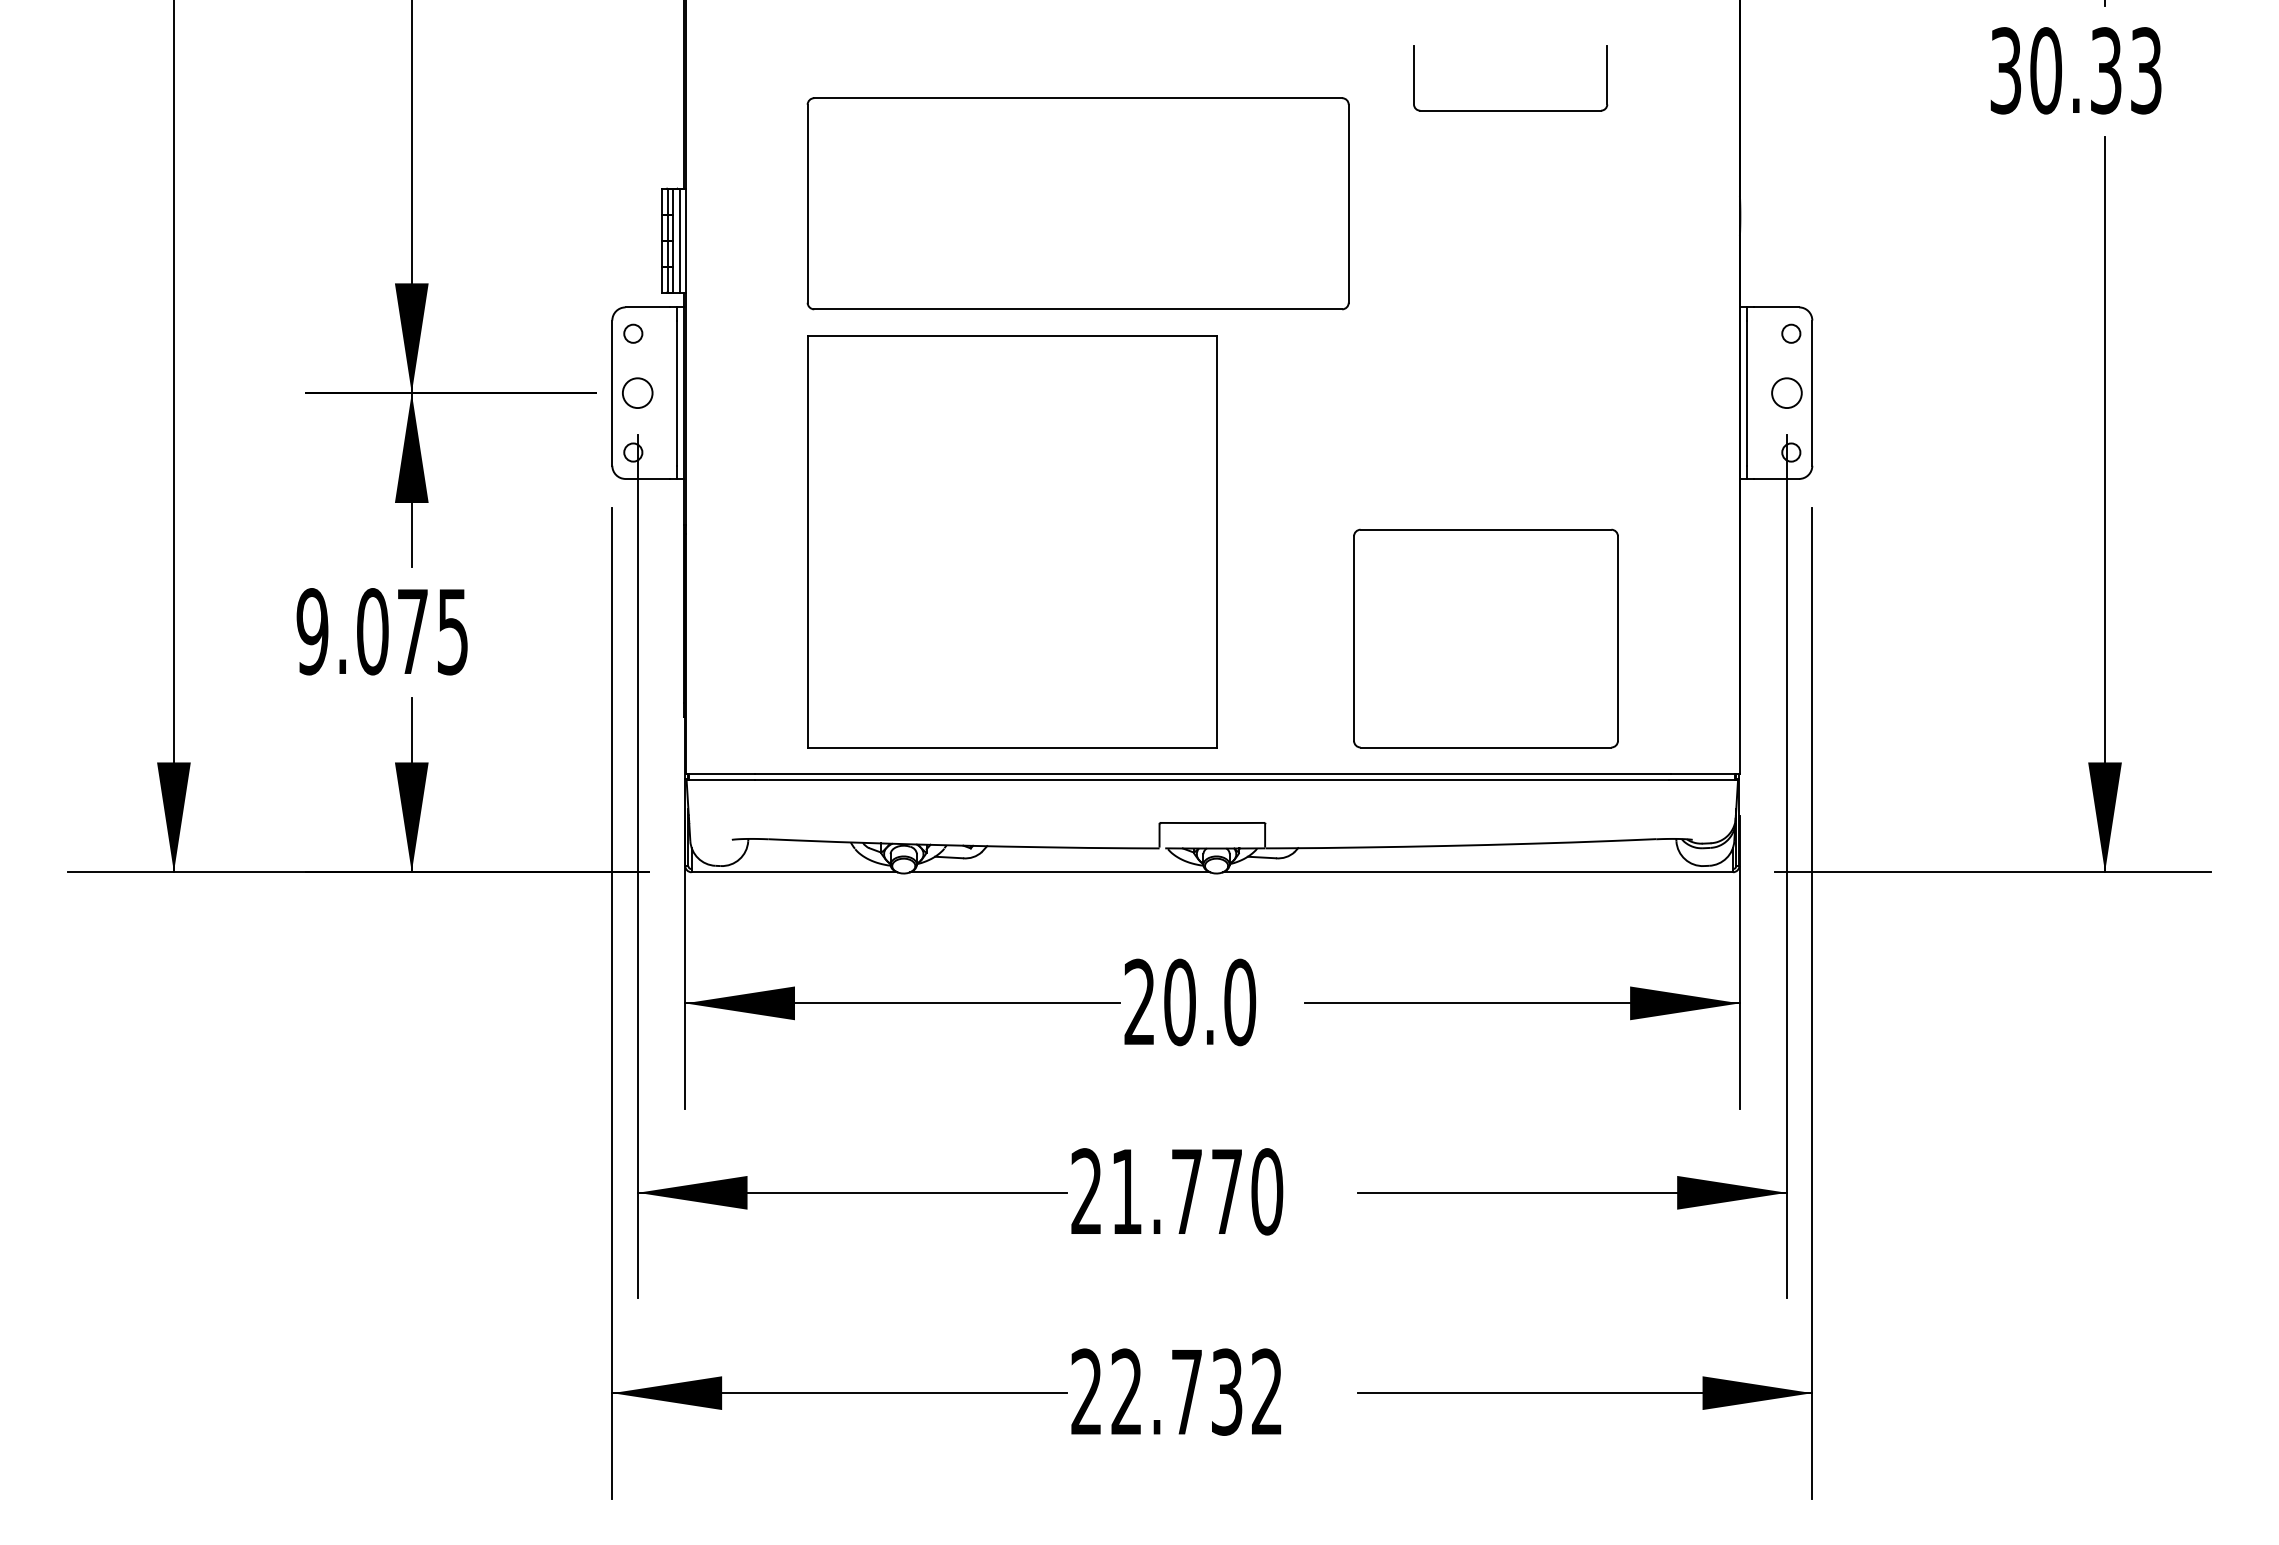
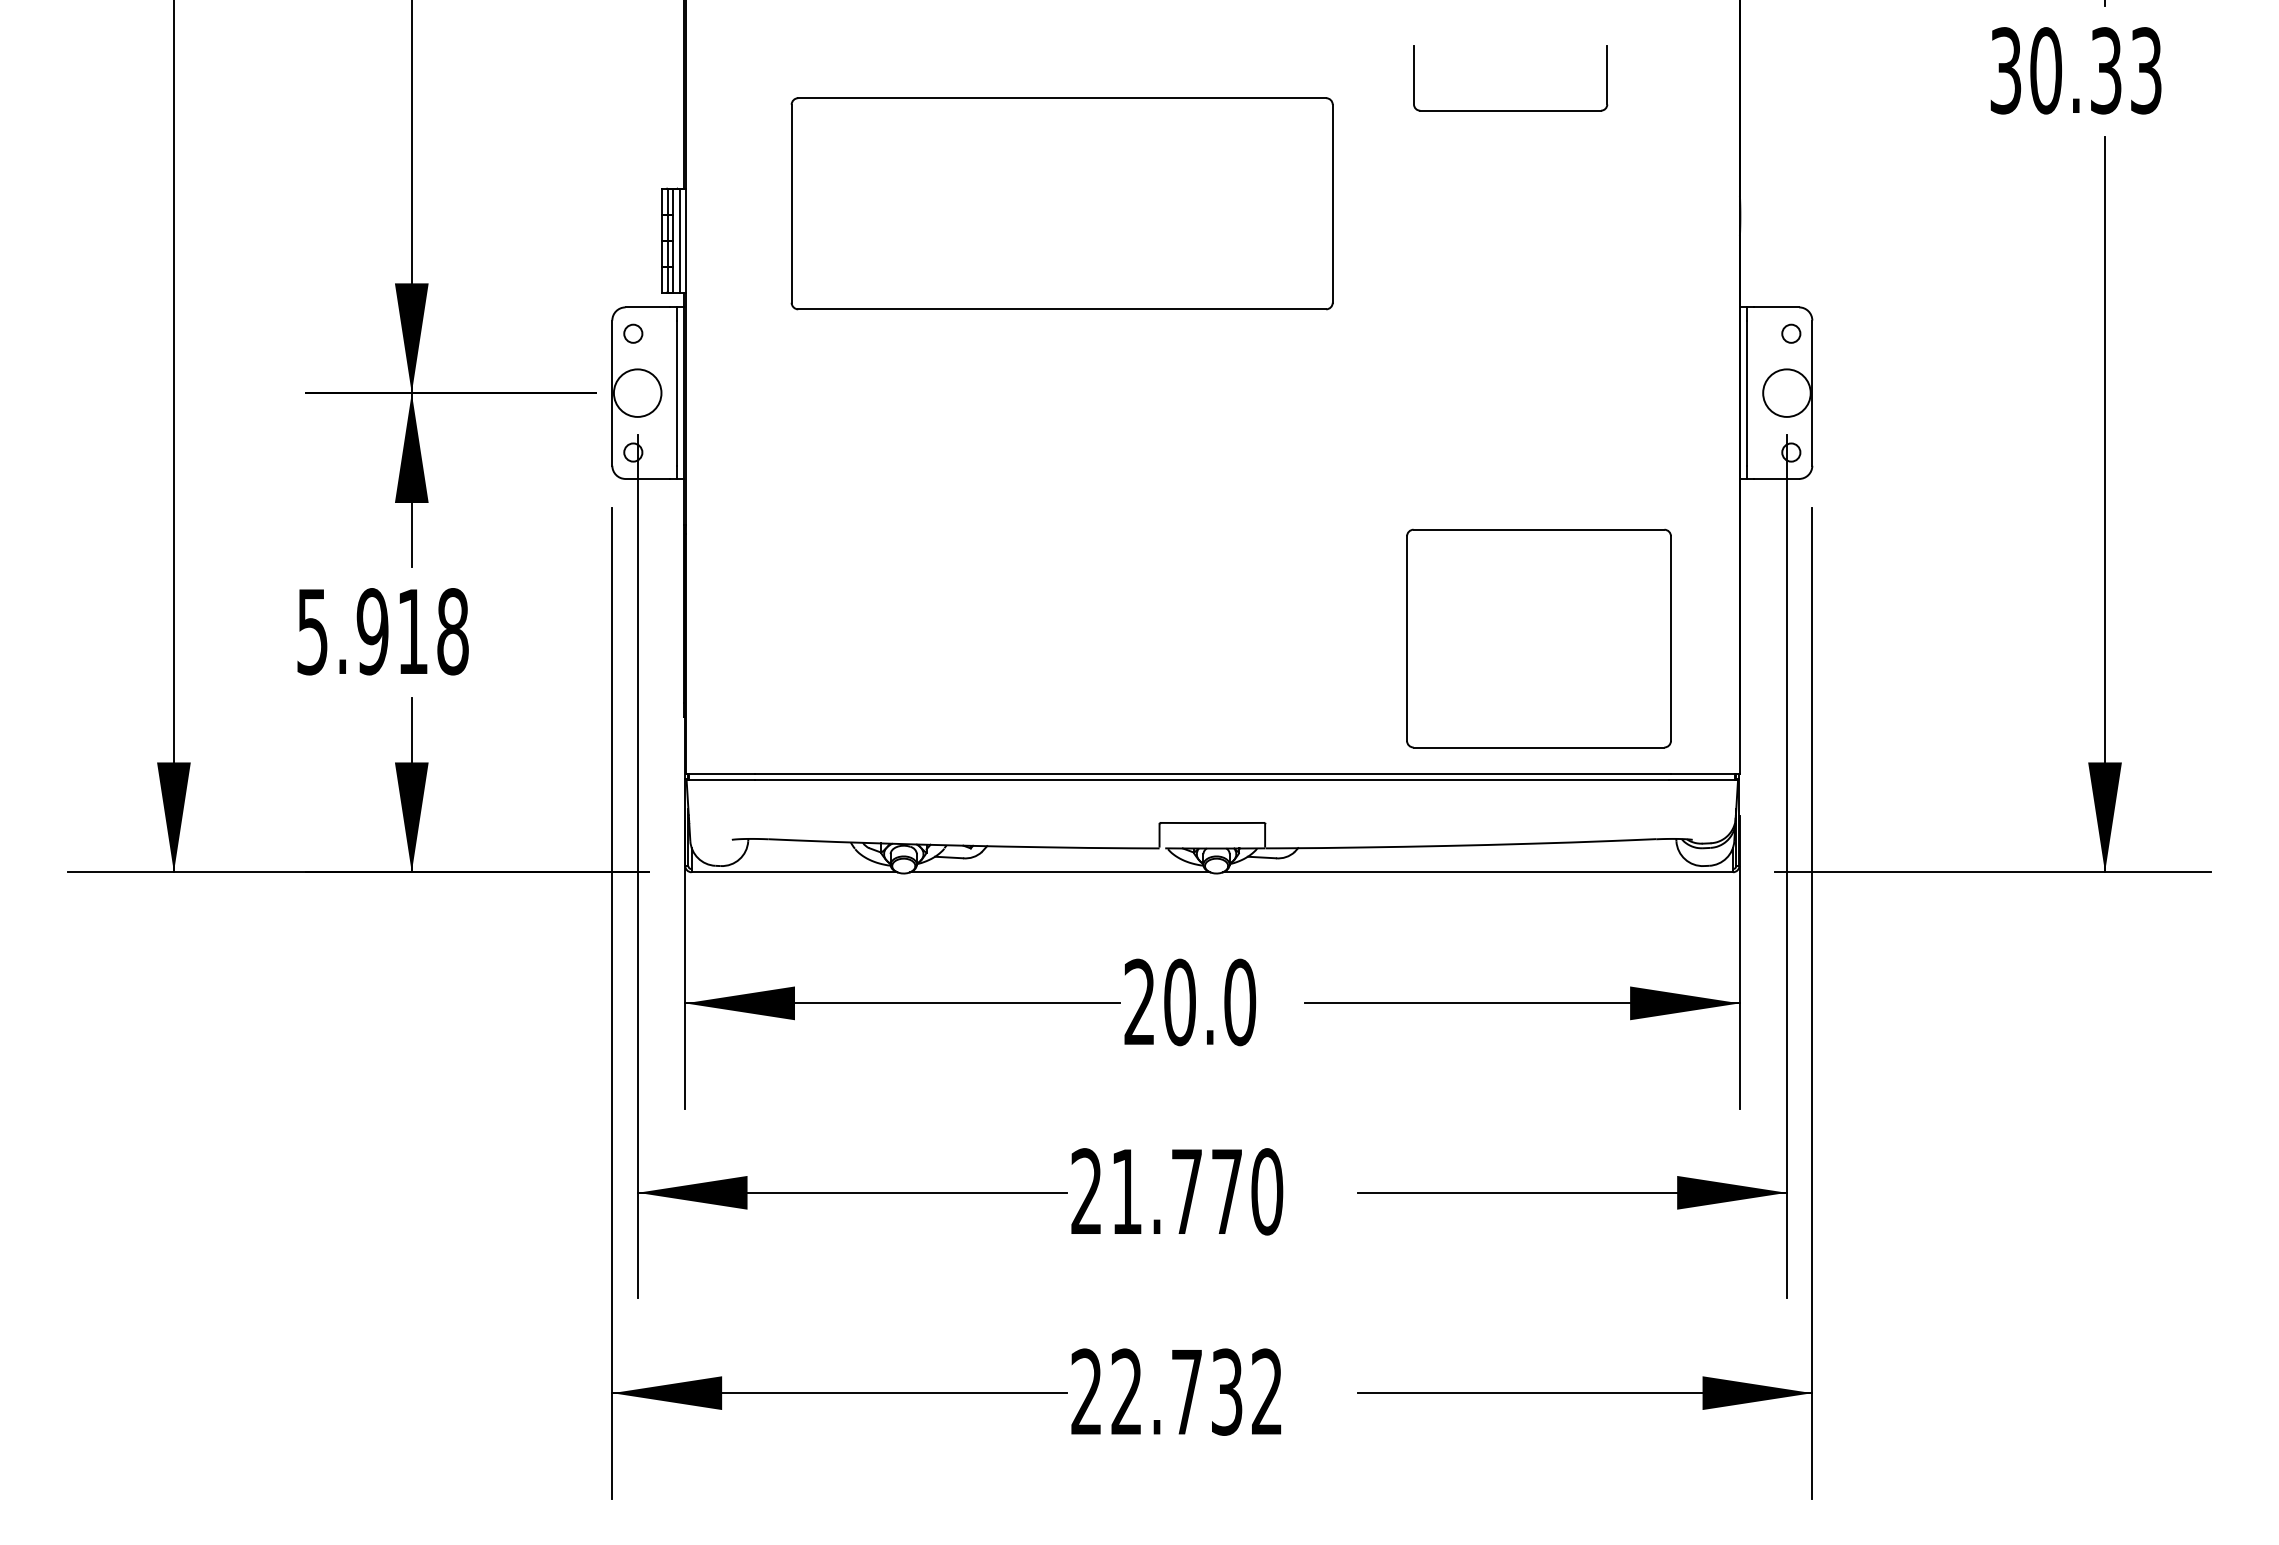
part position: (1077, 203) -> (1061, 203) (1061, 203)
circle diameter: 30 px -> 48 px (637, 392)
circle diameter: 30 px -> 48 px (1786, 392)
part: present -> none (1012, 541)
text: 9.075 -> 5.918 (382, 631)
part position: (1485, 638) -> (1538, 638) (1538, 638)
